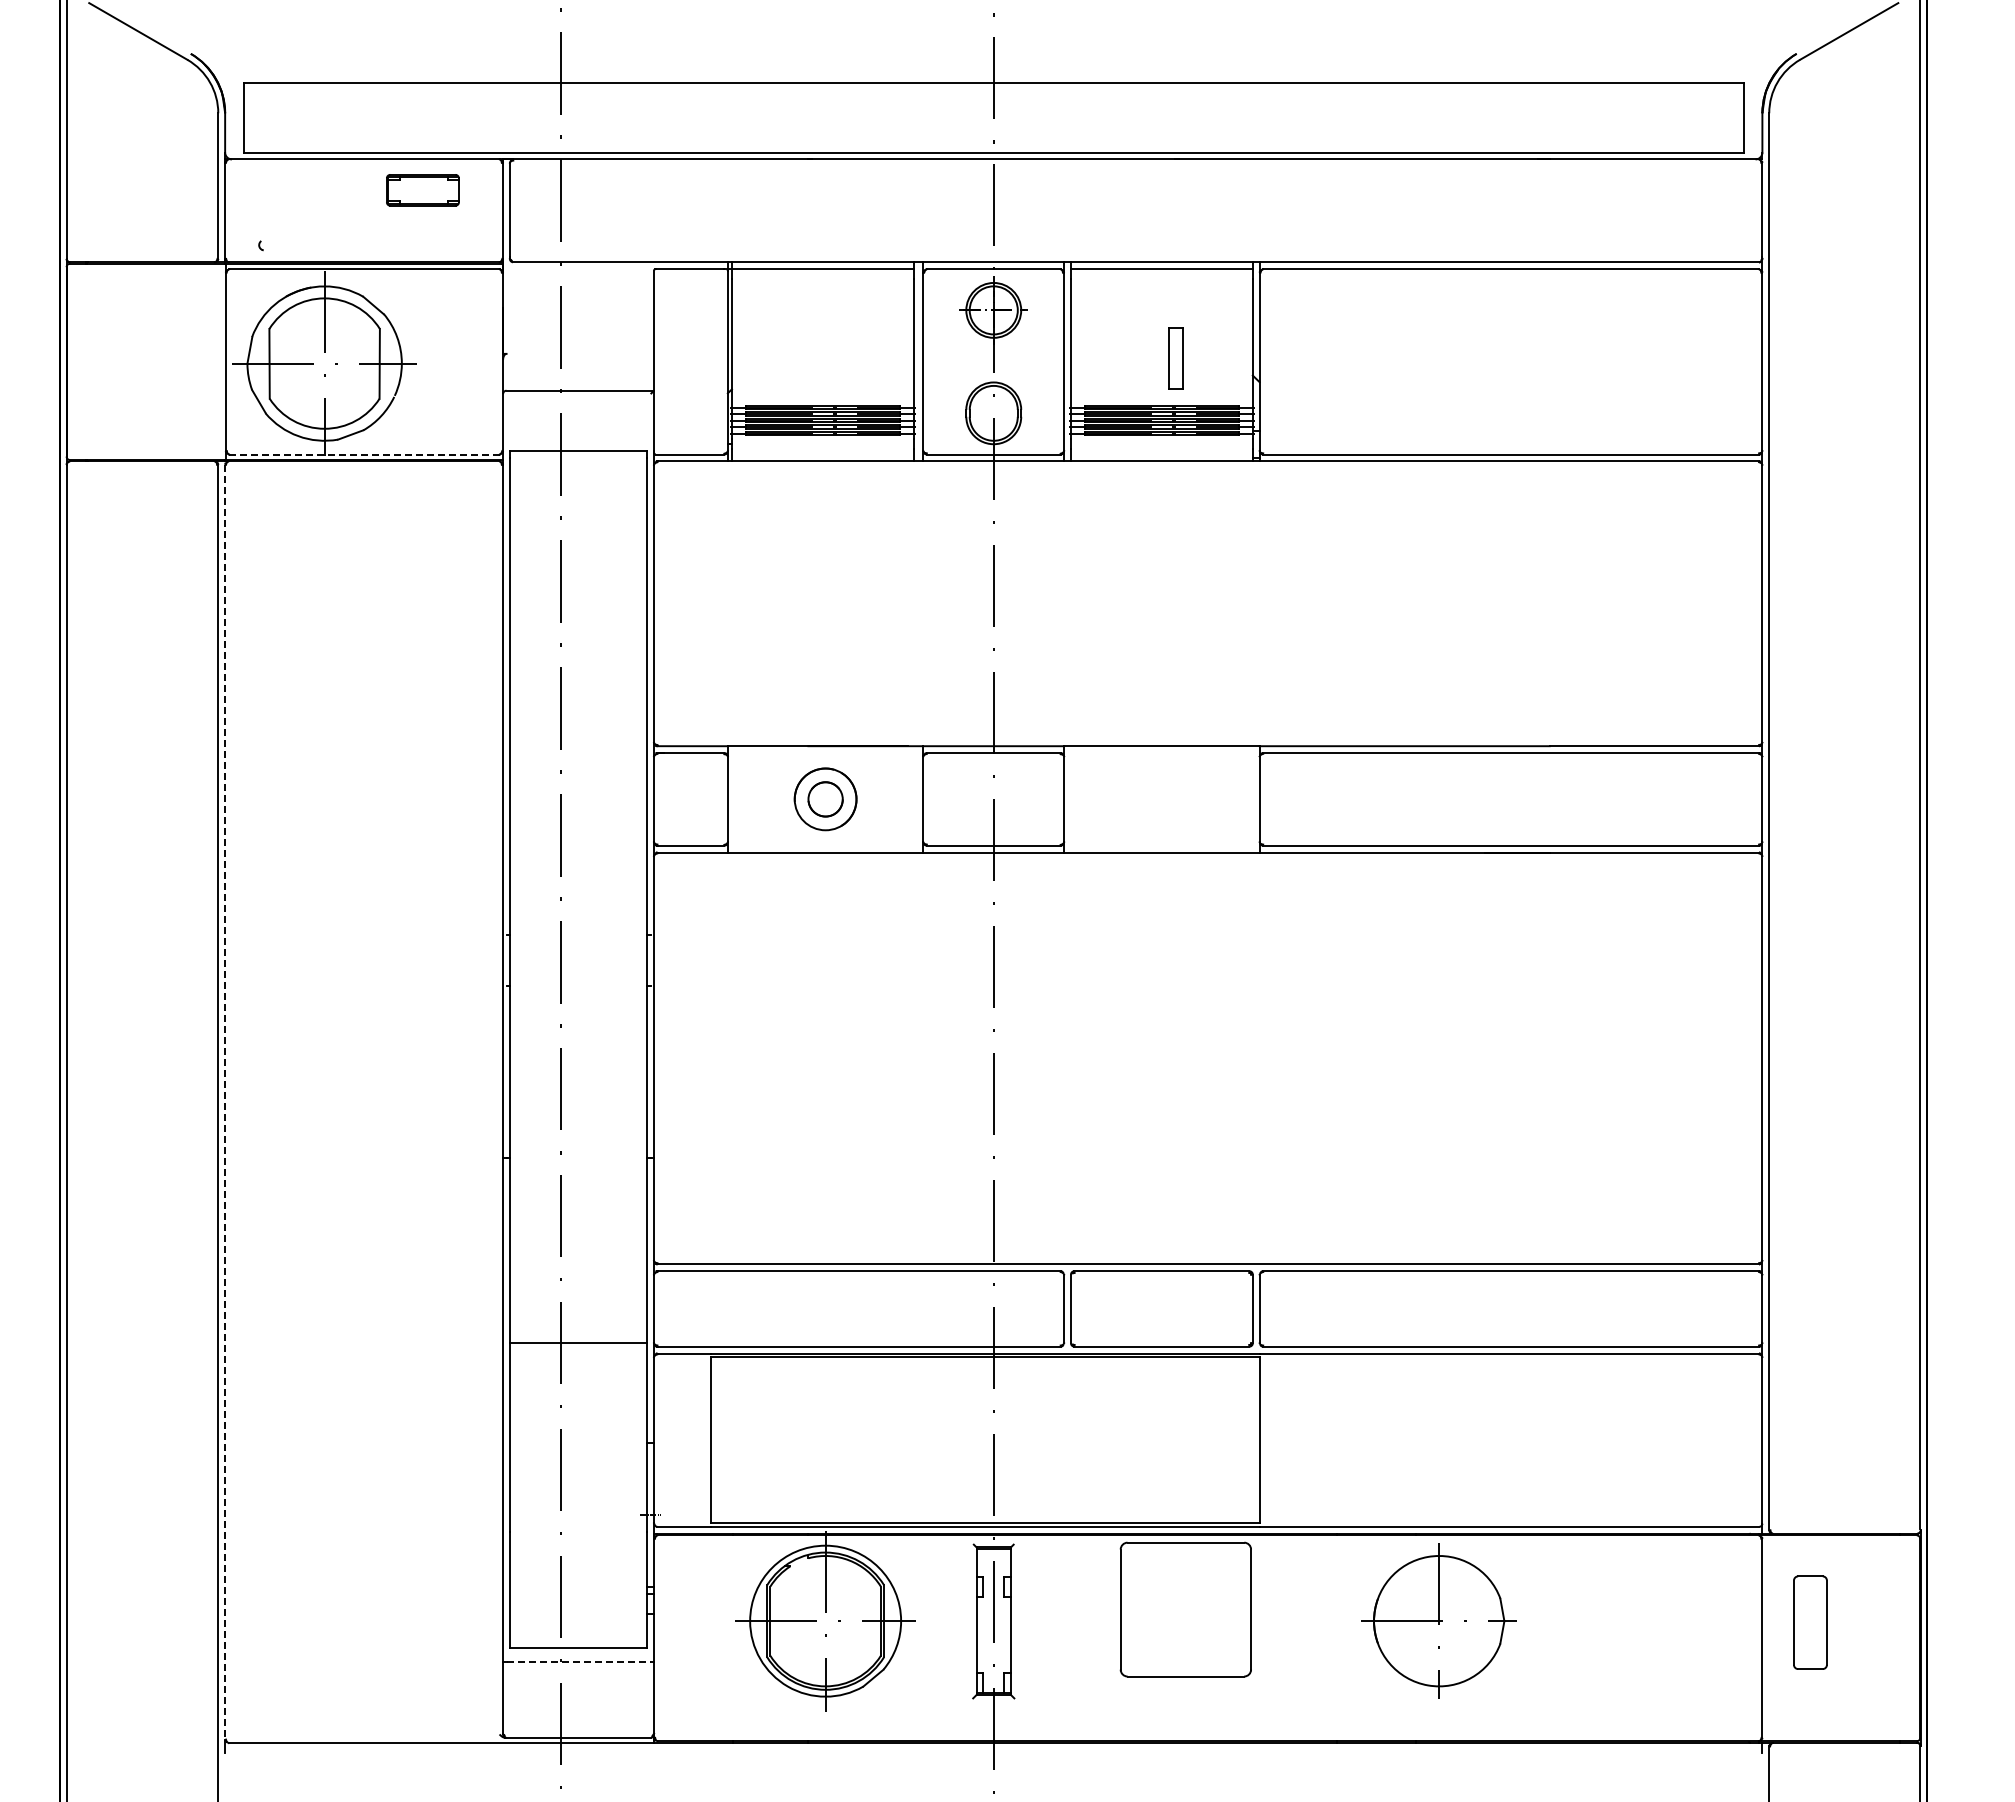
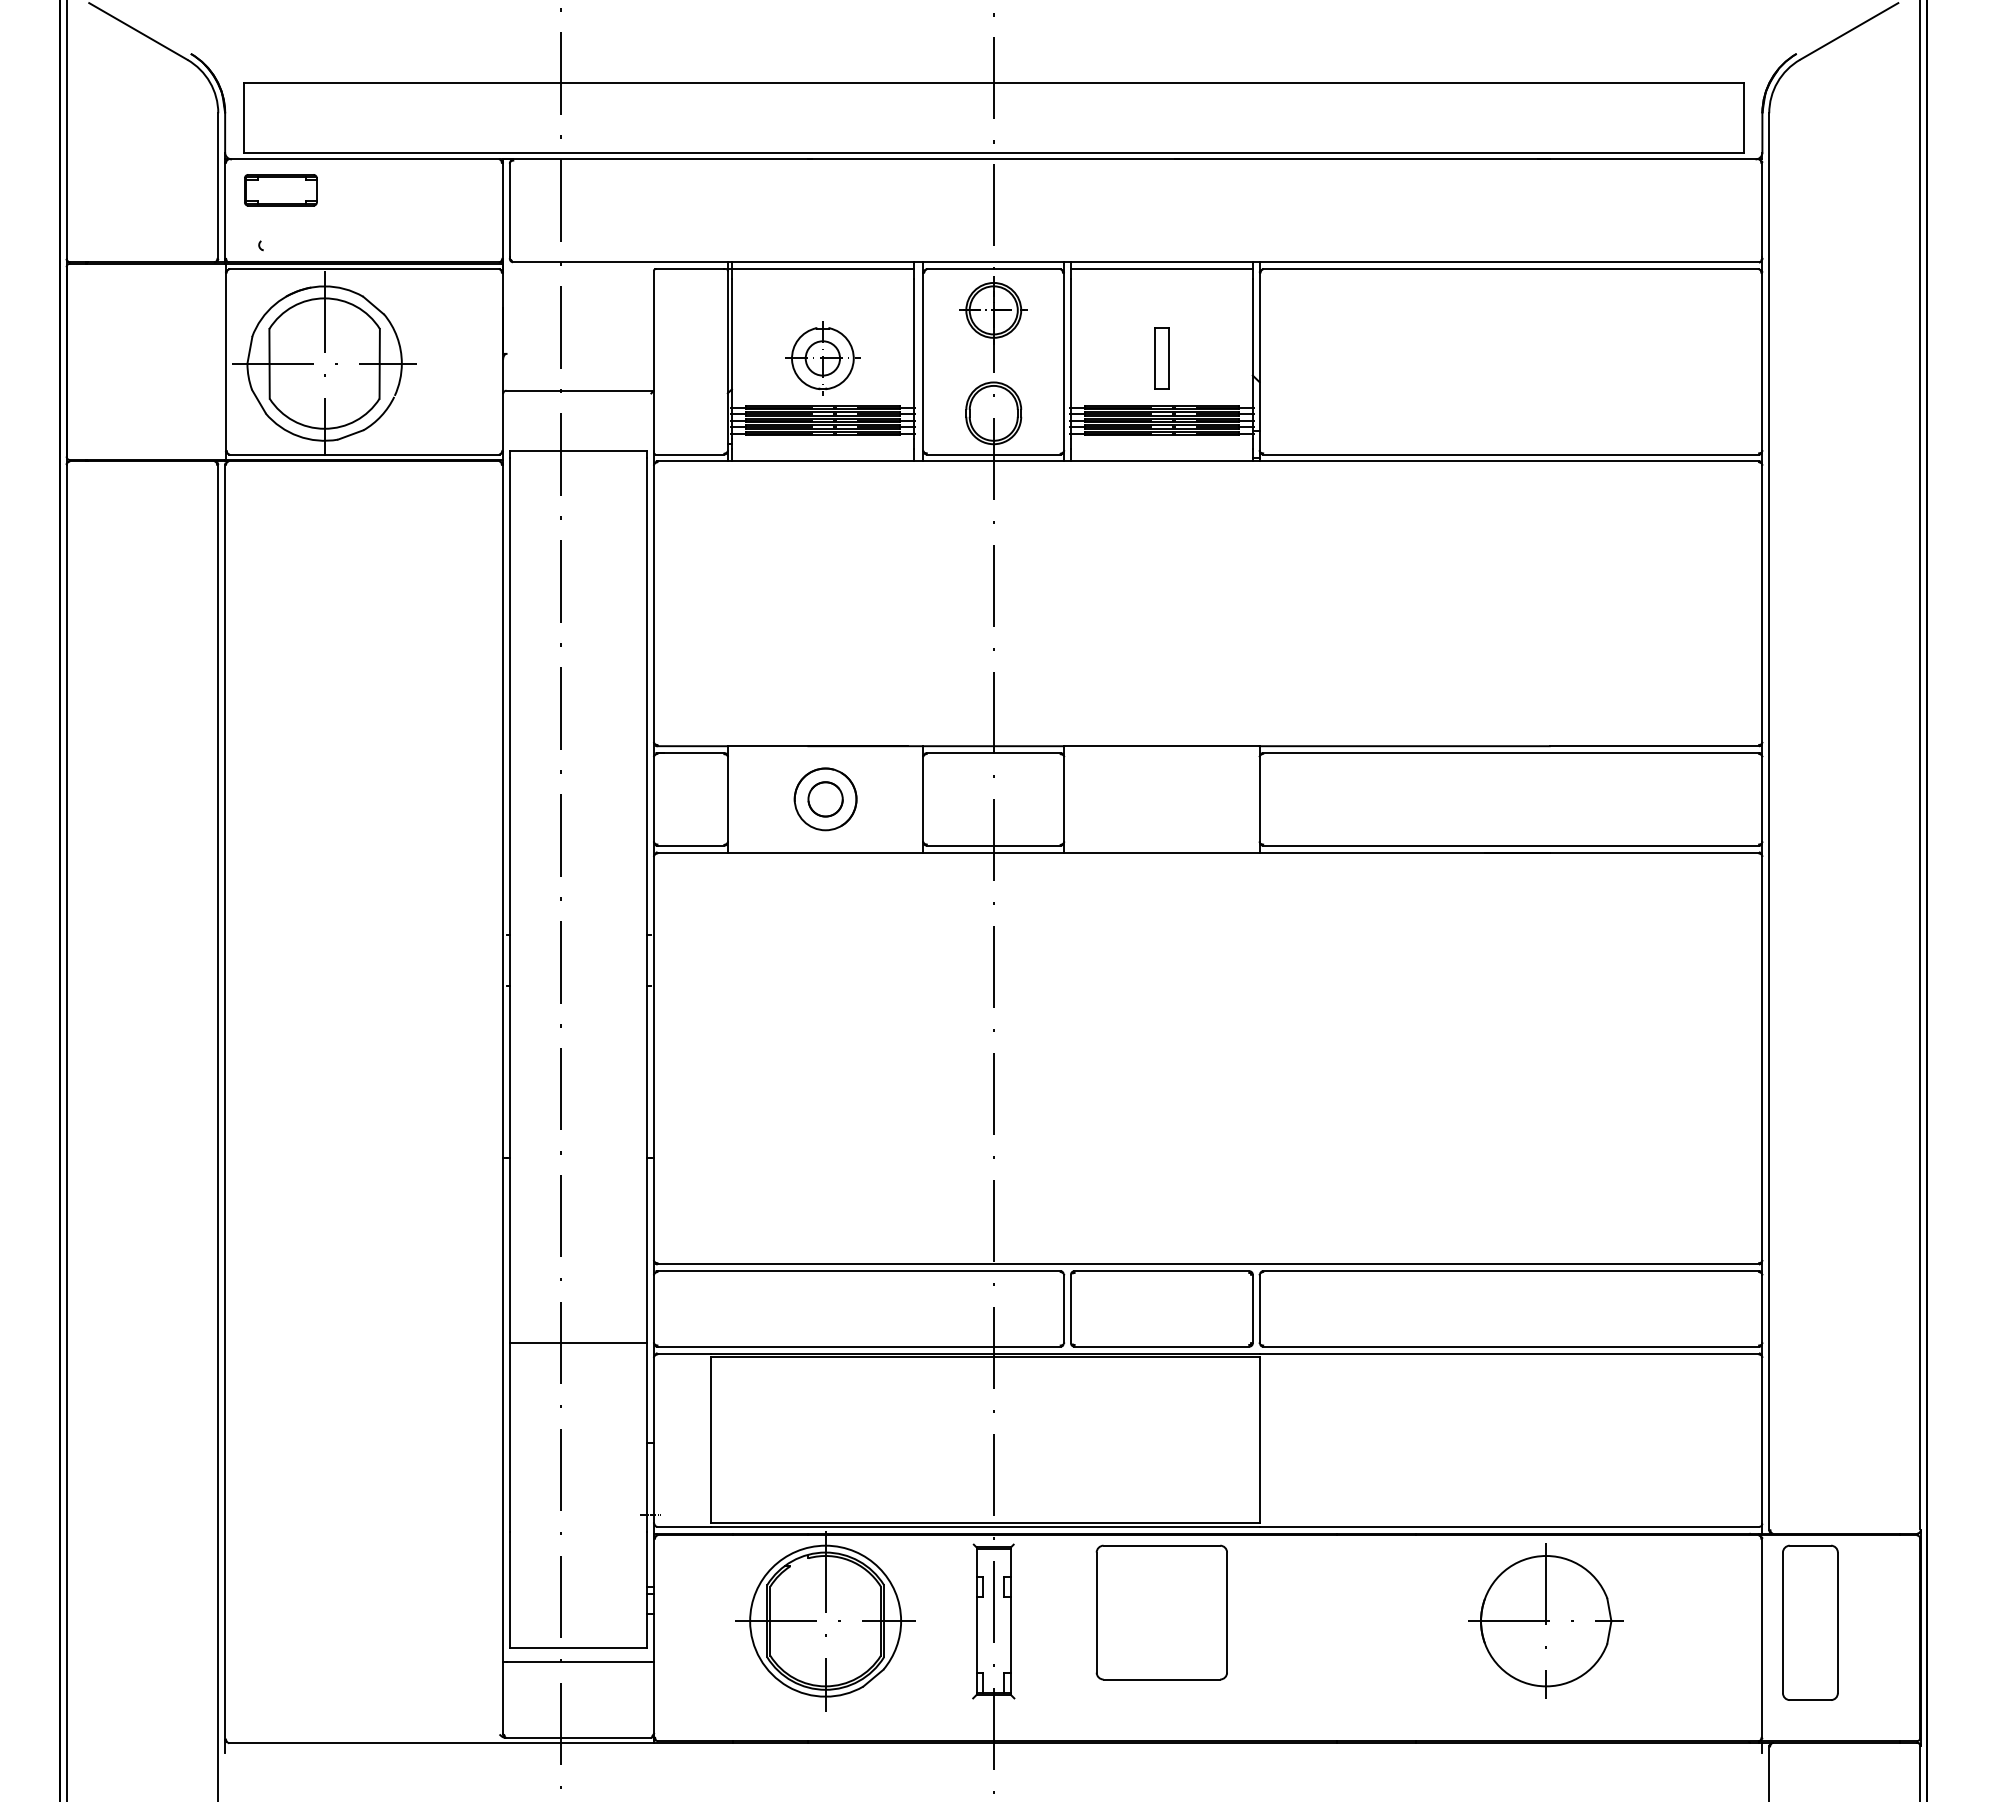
part position: (422, 190) -> (280, 190) (280, 190)
part: none -> present (822, 358)
part position: (1175, 358) -> (1161, 358) (1161, 358)
line: dashed -> solid (364, 454)
line: dashed -> solid (225, 1102)
part position: (1185, 1609) -> (1161, 1612) (1161, 1612)
part position: (1438, 1620) -> (1545, 1620) (1545, 1620)
part size: 35x95 px -> 57x157 px (1810, 1622)
line: dashed -> solid (579, 1662)
